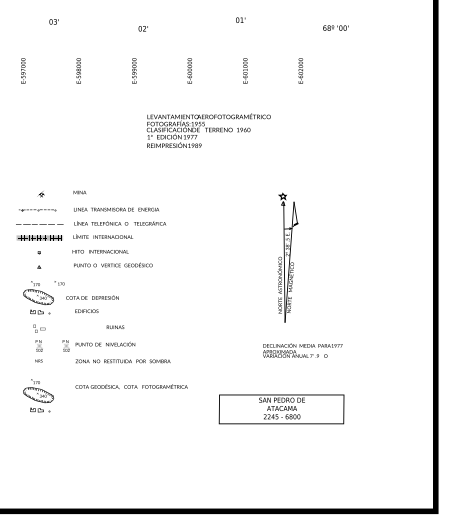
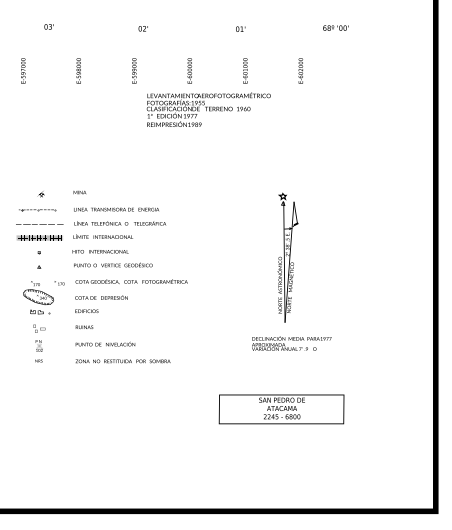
text position: (240, 19) -> (240, 28) (240, 28)
text position: (53, 21) -> (48, 26) (48, 26)
text position: (208, 130) -> (208, 109) (208, 109)
text position: (92, 297) -> (101, 297) (101, 297)
text position: (115, 326) -> (84, 326) (84, 326)
part: present -> none (65, 345)
text position: (302, 350) -> (291, 343) (291, 343)
text position: (131, 386) -> (131, 281) (131, 281)
part: present -> none (38, 395)
